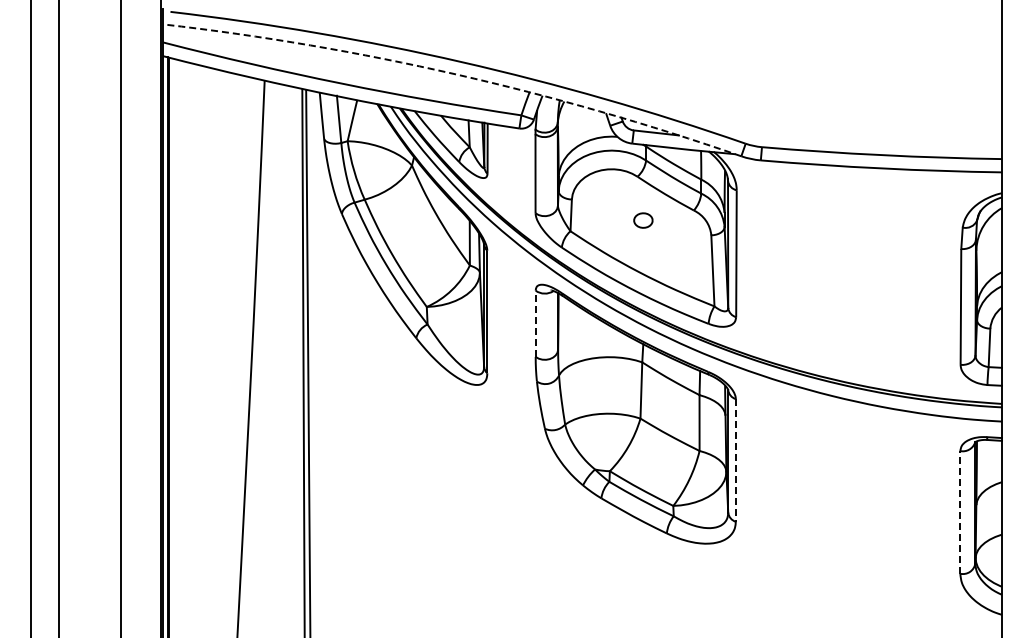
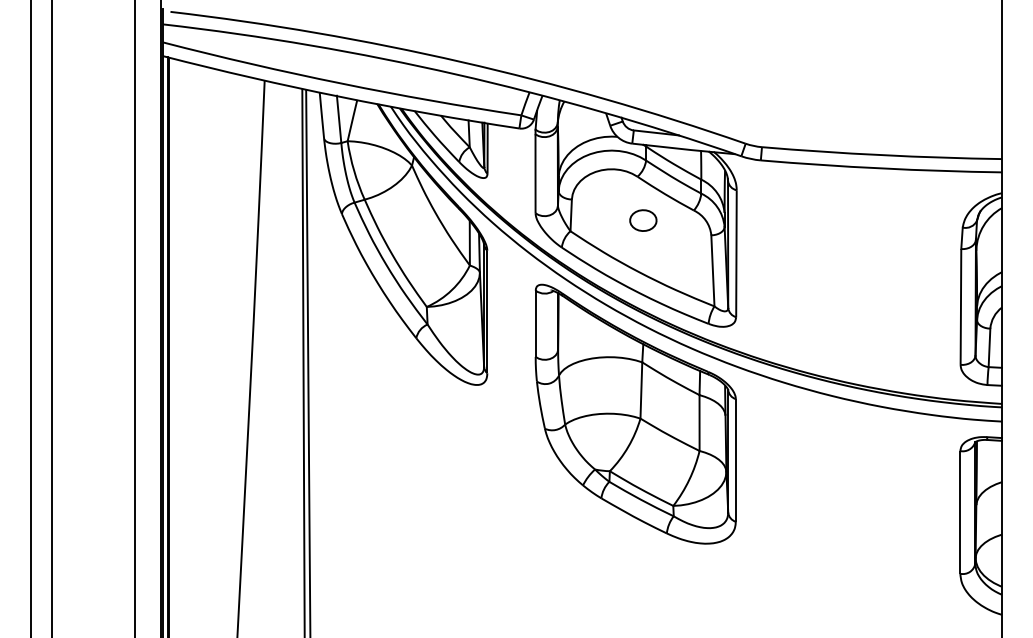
arc: dashed -> solid (455, 74)
part size: 21x17 px -> 29x23 px (643, 220)
line position: (59, 318) -> (52, 318) (52, 318)
line position: (120, 318) -> (134, 318) (134, 318)
line: dashed -> solid (535, 323)
line: dashed -> solid (735, 460)
line: dashed -> solid (960, 512)
